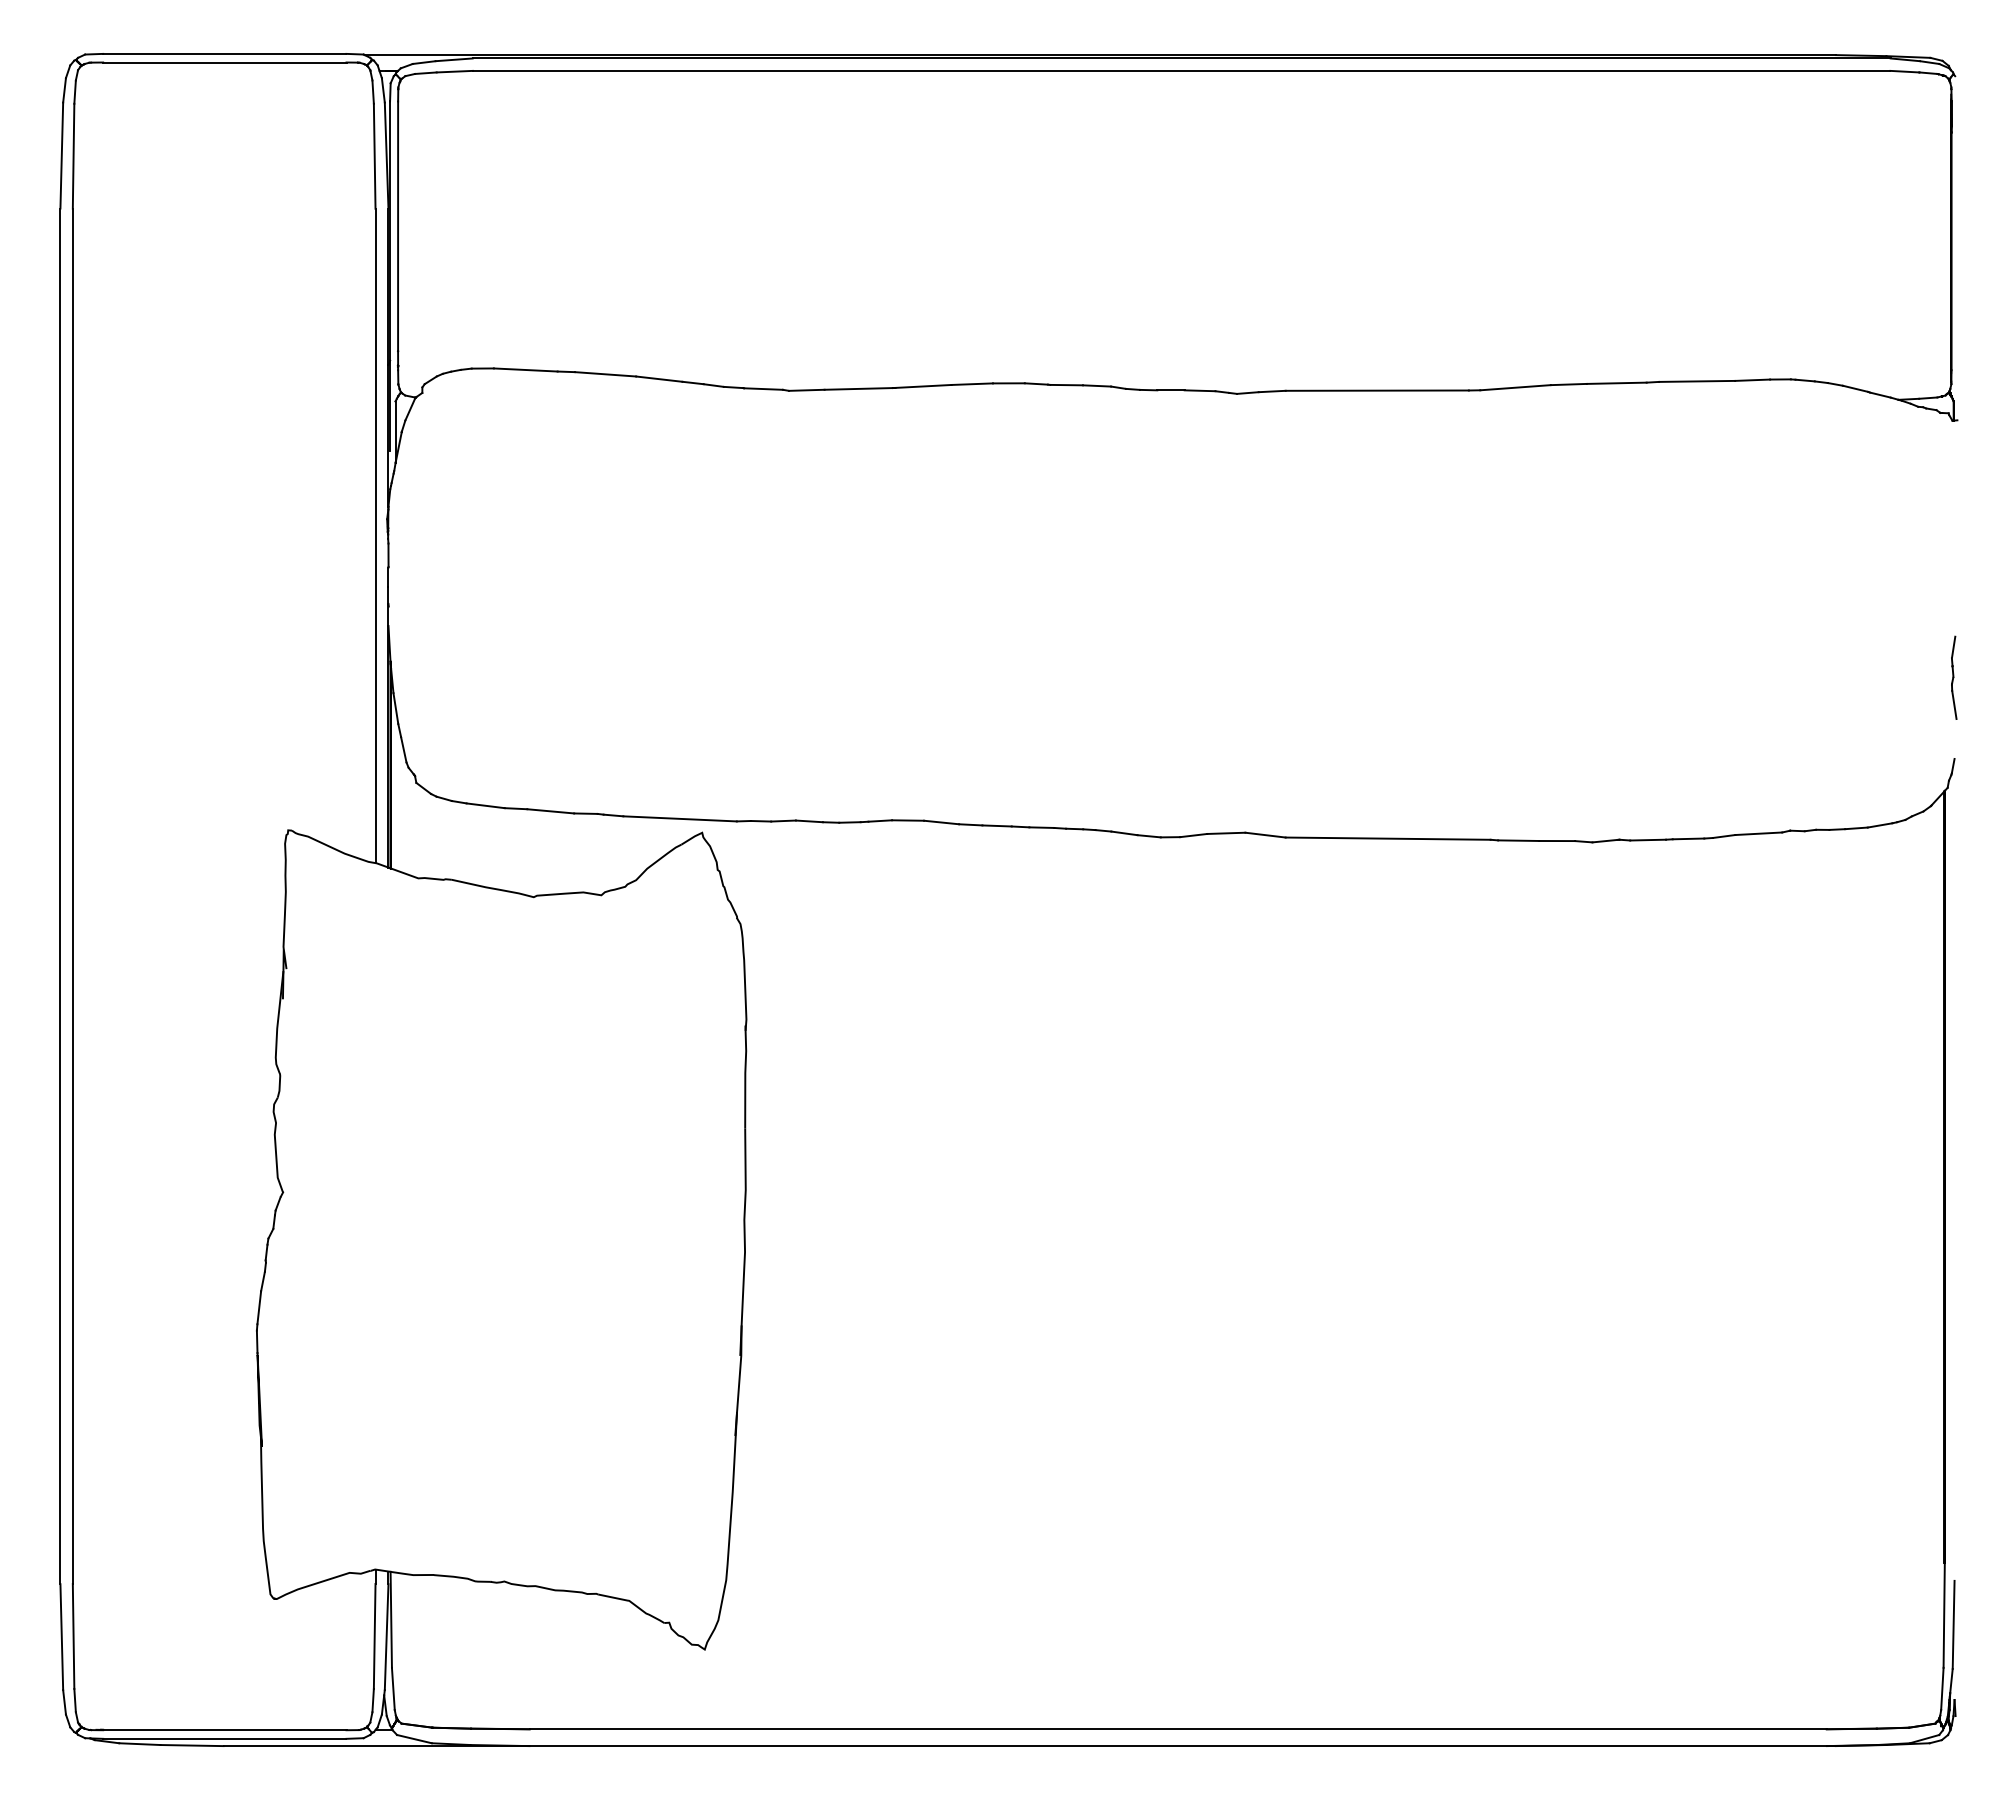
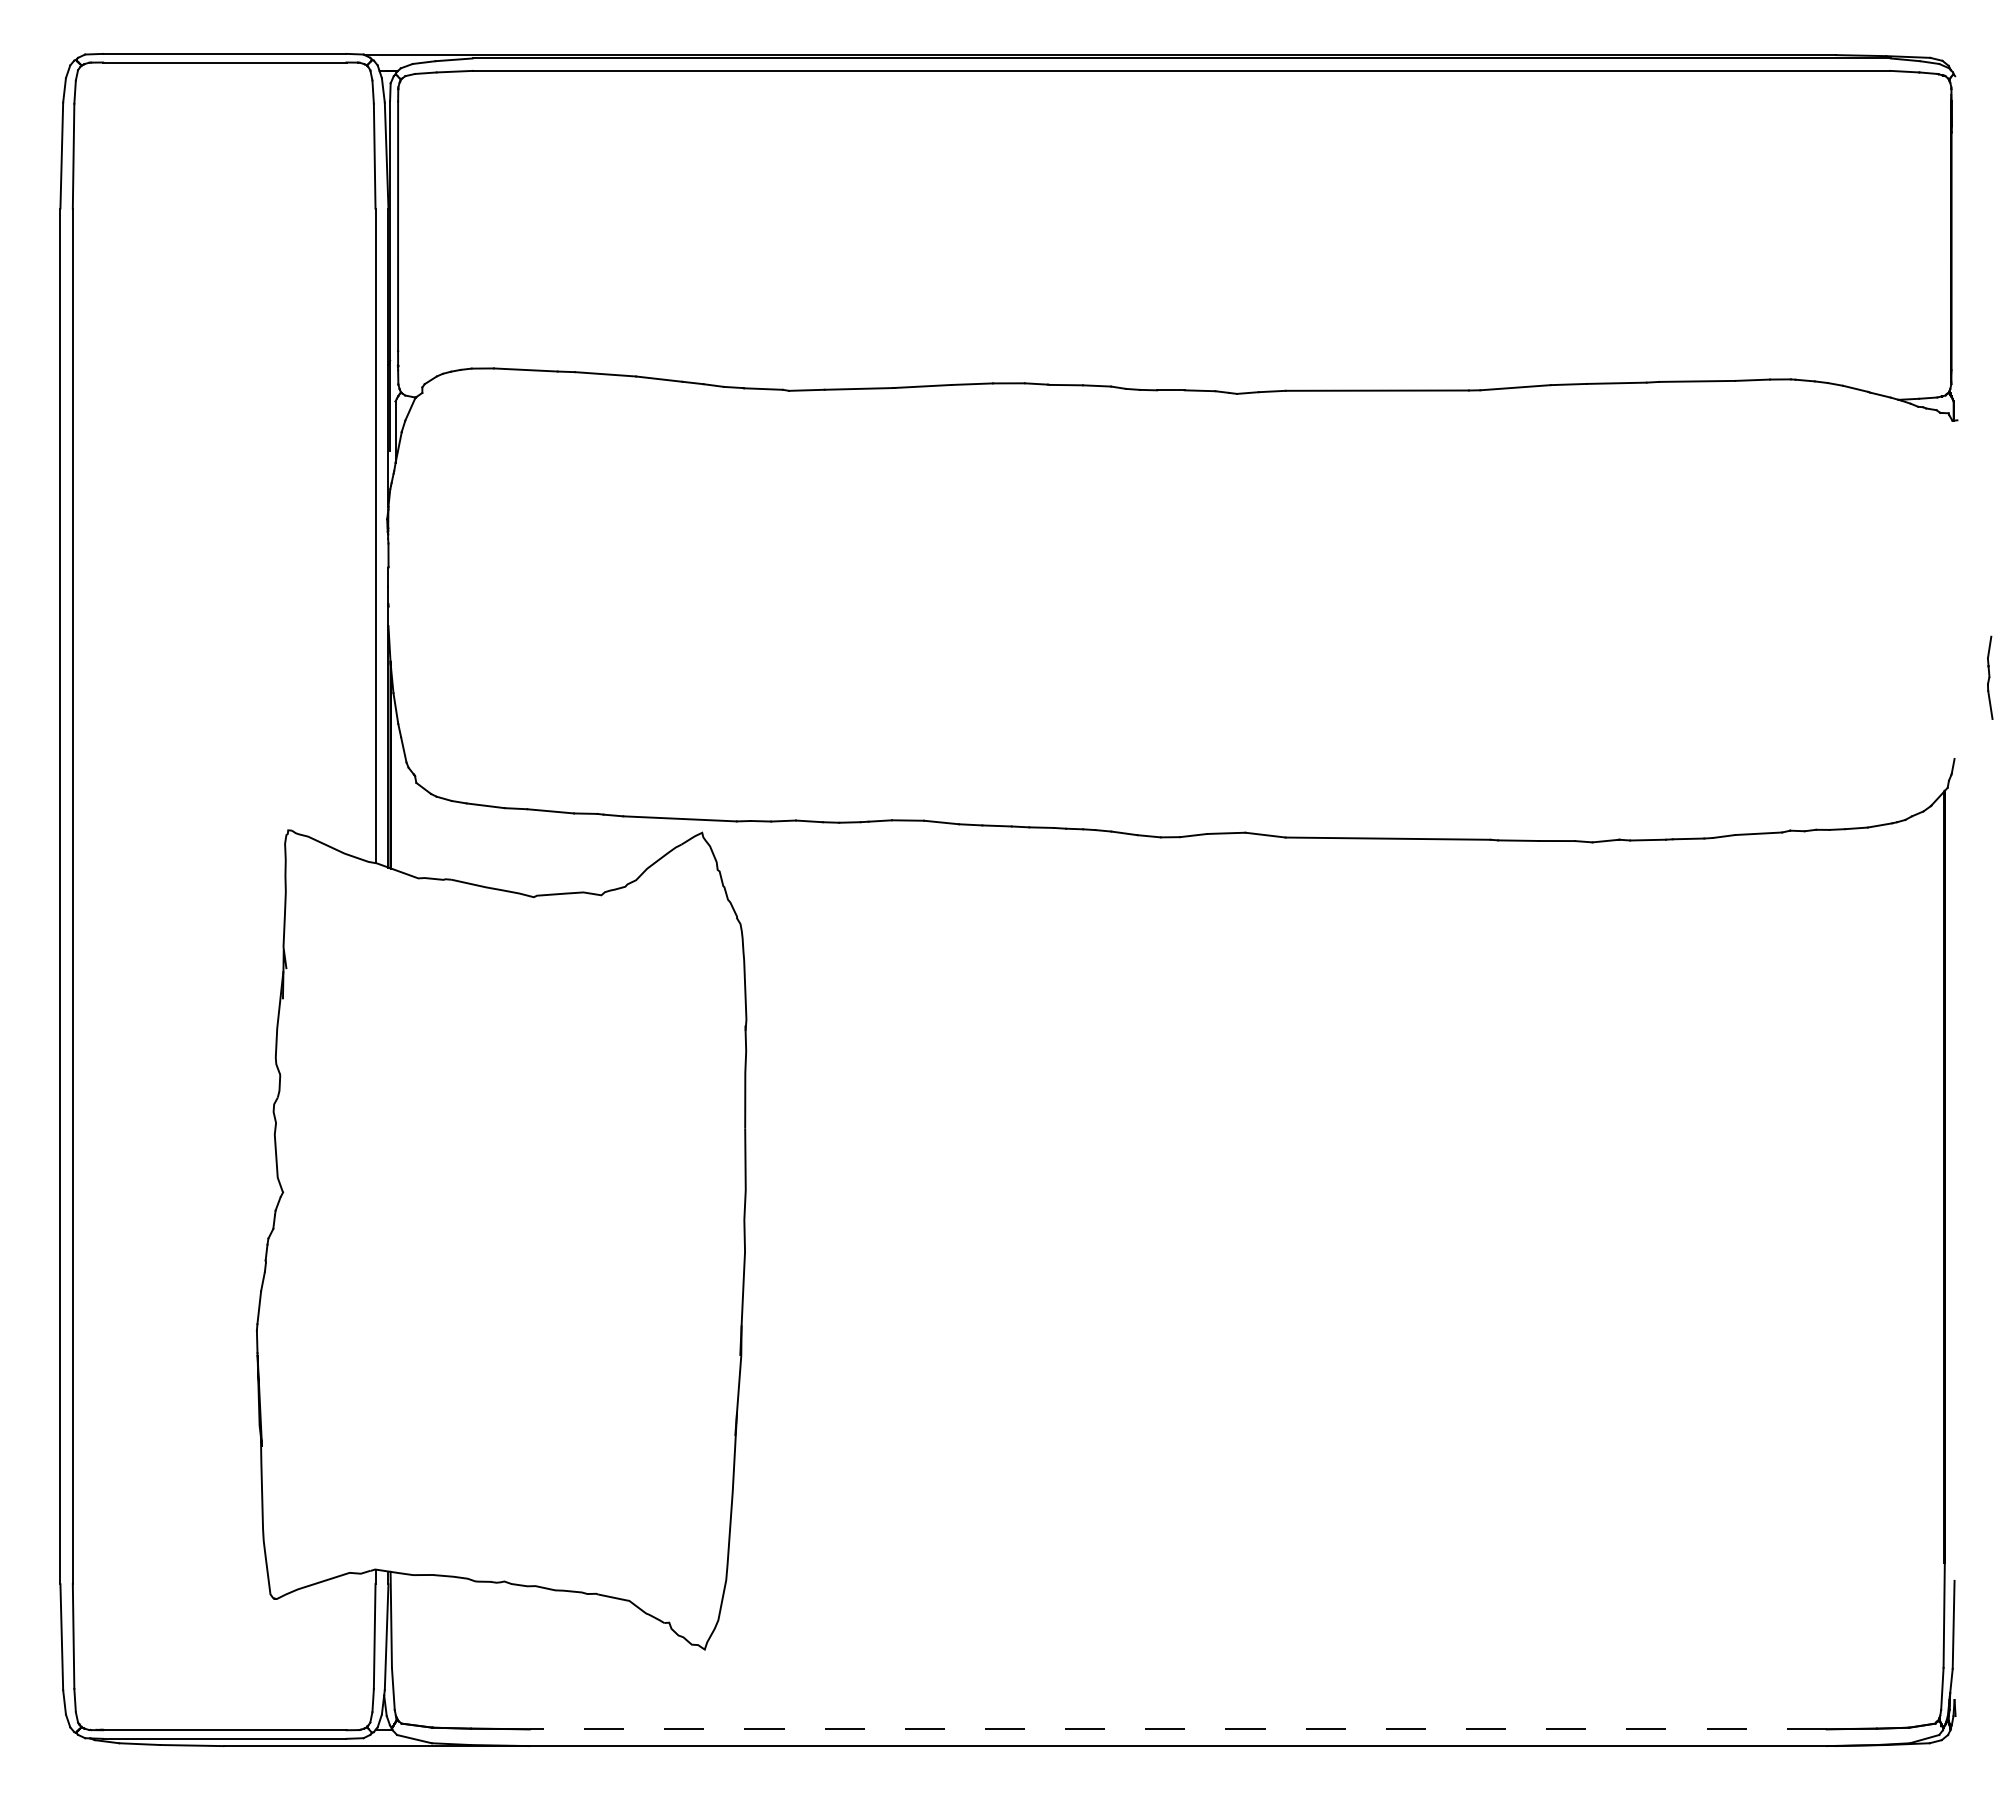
part position: (1954, 677) -> (1990, 677) (1990, 677)
line: solid -> dashed (1178, 1729)
